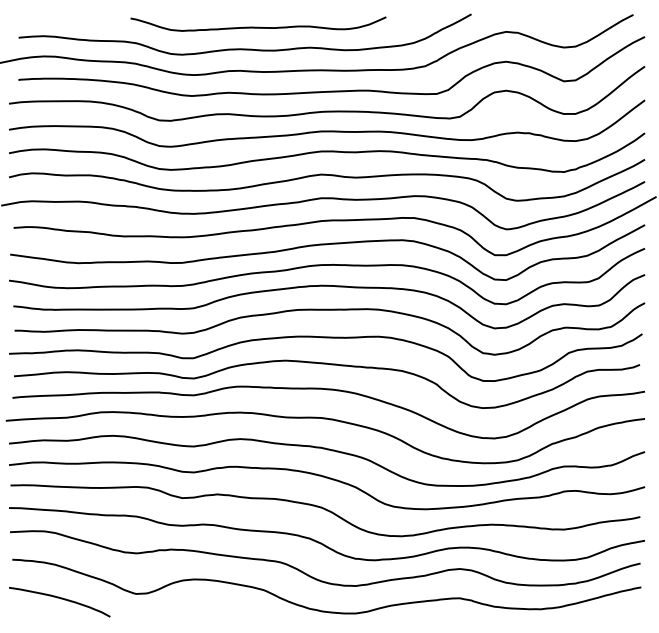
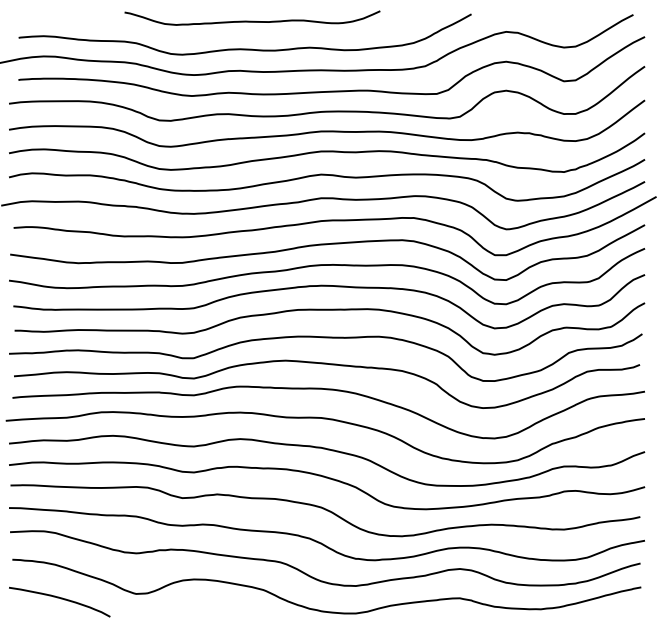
curve position: (258, 26) -> (252, 20) (252, 20)
